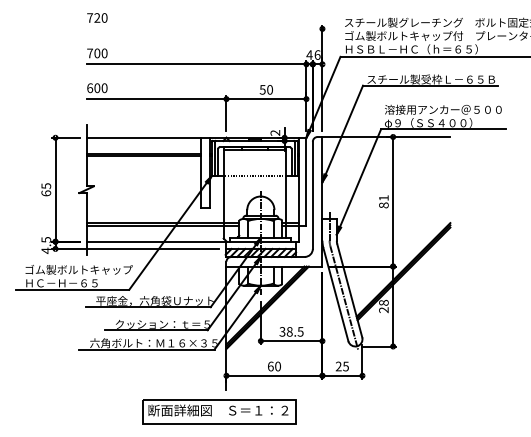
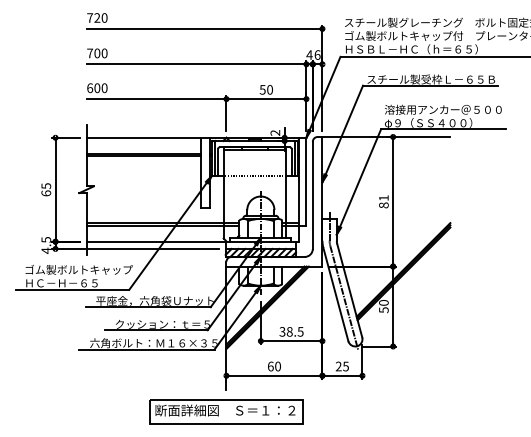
line: none -> present (204, 28)
text: 28 -> 50 (383, 306)
part position: (219, 411) -> (226, 411) (226, 411)
